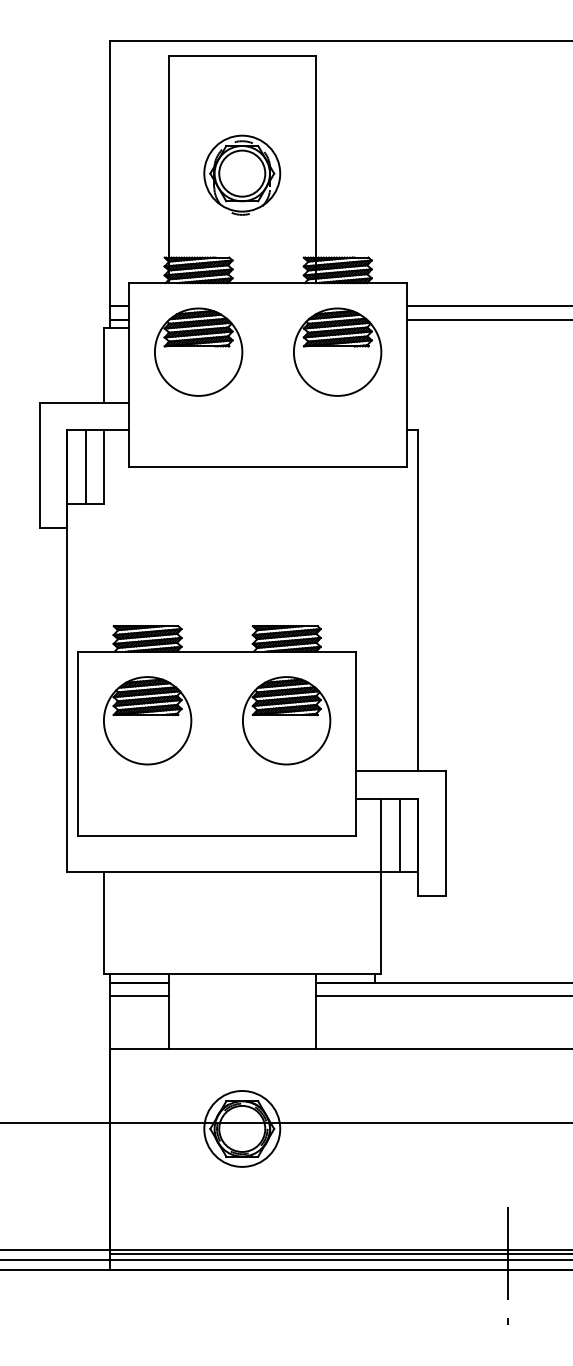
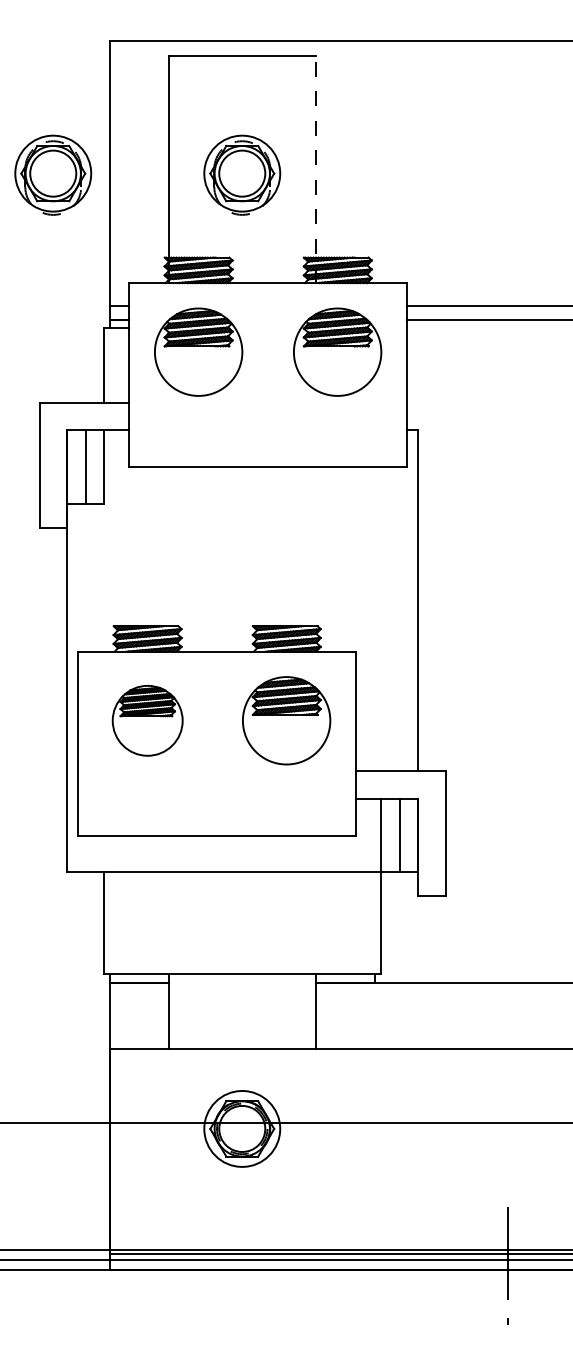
line: solid -> dashed (316, 169)
part: none -> present (53, 174)
part size: 90x90 px -> 73x72 px (147, 720)
line: present -> none (138, 996)
line: present -> none (442, 996)
